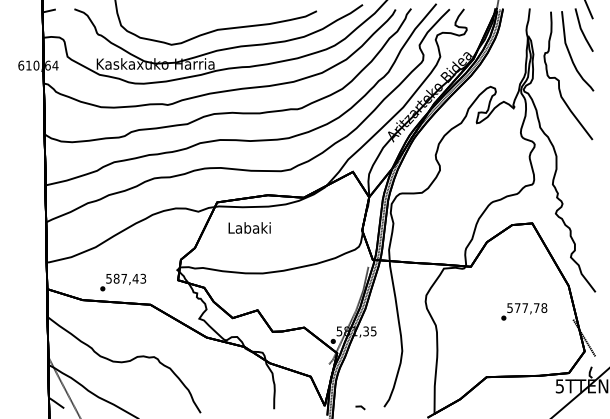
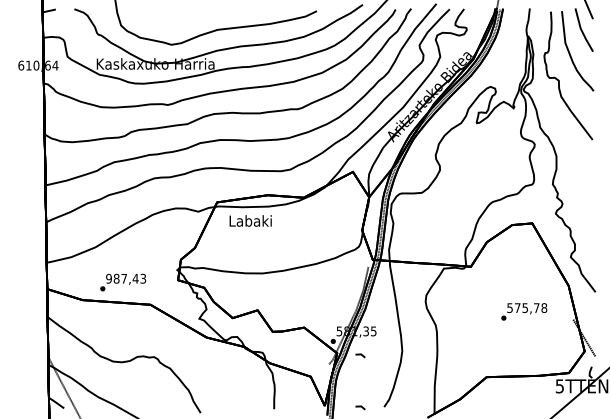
text position: (249, 227) -> (250, 220) (250, 220)
text: 587,43 -> 987,43 (108, 278)
text: 577,78 -> 575,78 (524, 308)
line: none -> present (360, 355)
